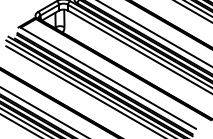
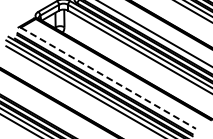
line: solid -> dashed (108, 78)
line: present -> none (43, 111)
